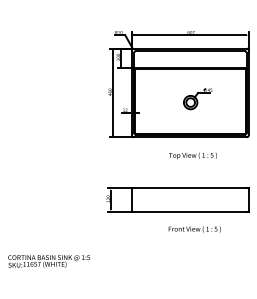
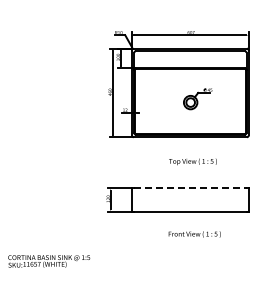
text position: (192, 155) -> (192, 161) (192, 161)
line: solid -> dashed (190, 188)
text position: (194, 229) -> (194, 234) (194, 234)
